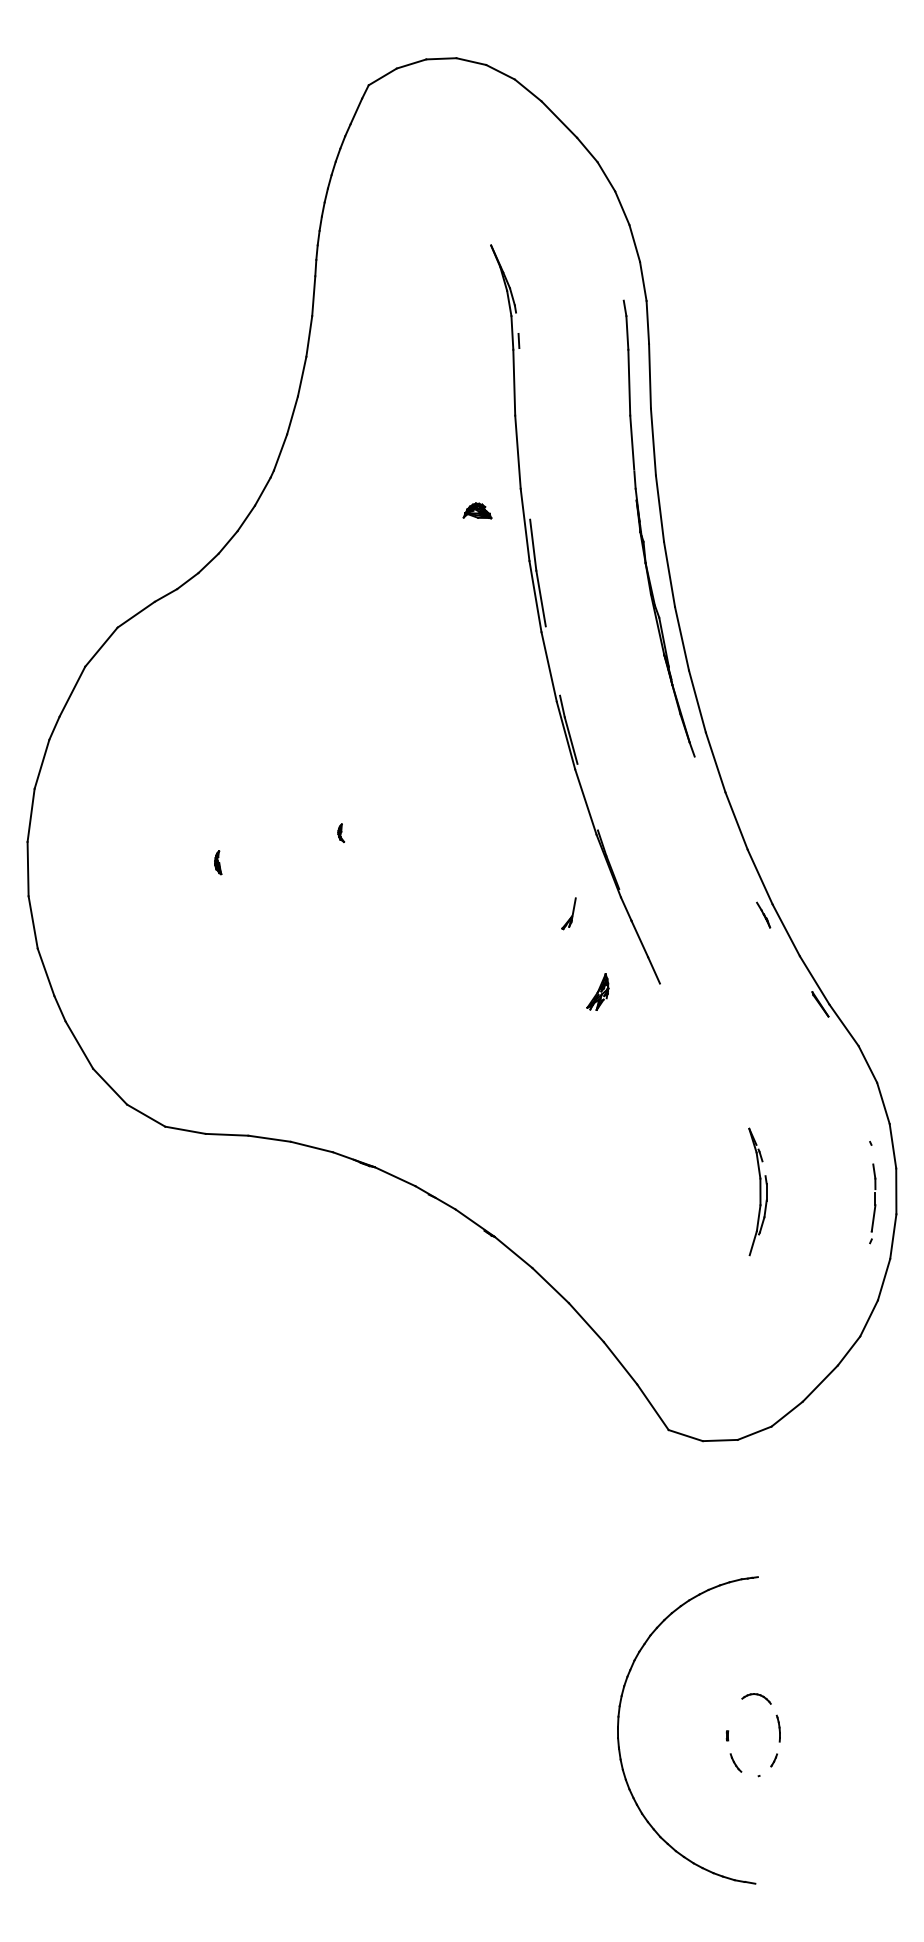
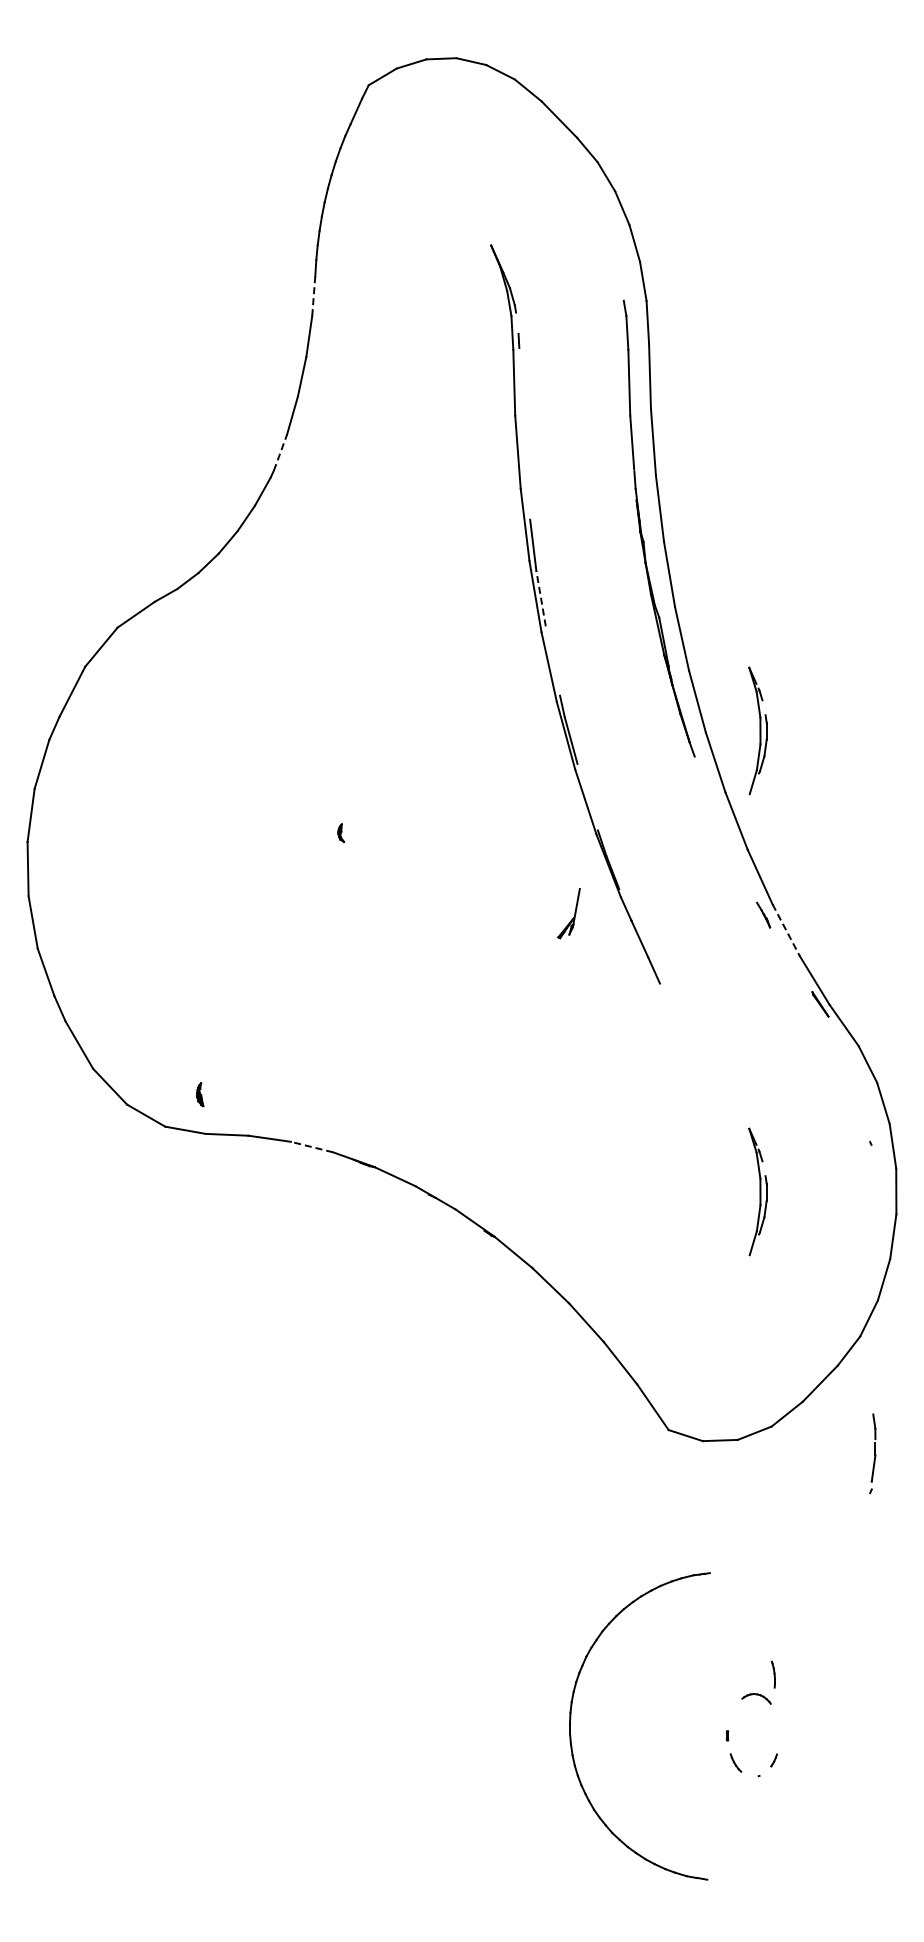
line: solid -> dashed (313, 296)
line: solid -> dashed (280, 452)
part: present -> none (477, 510)
line: solid -> dashed (540, 598)
part: none -> present (757, 730)
part position: (218, 862) -> (200, 1094) (200, 1094)
part size: 16x34 px -> 24x52 px (568, 913)
line: solid -> dashed (786, 930)
part: present -> none (597, 991)
line: solid -> dashed (311, 1147)
part position: (872, 1203) -> (872, 1453) (872, 1453)
part position: (619, 1723) -> (571, 1719) (571, 1719)
part position: (777, 1728) -> (772, 1674) (772, 1674)
